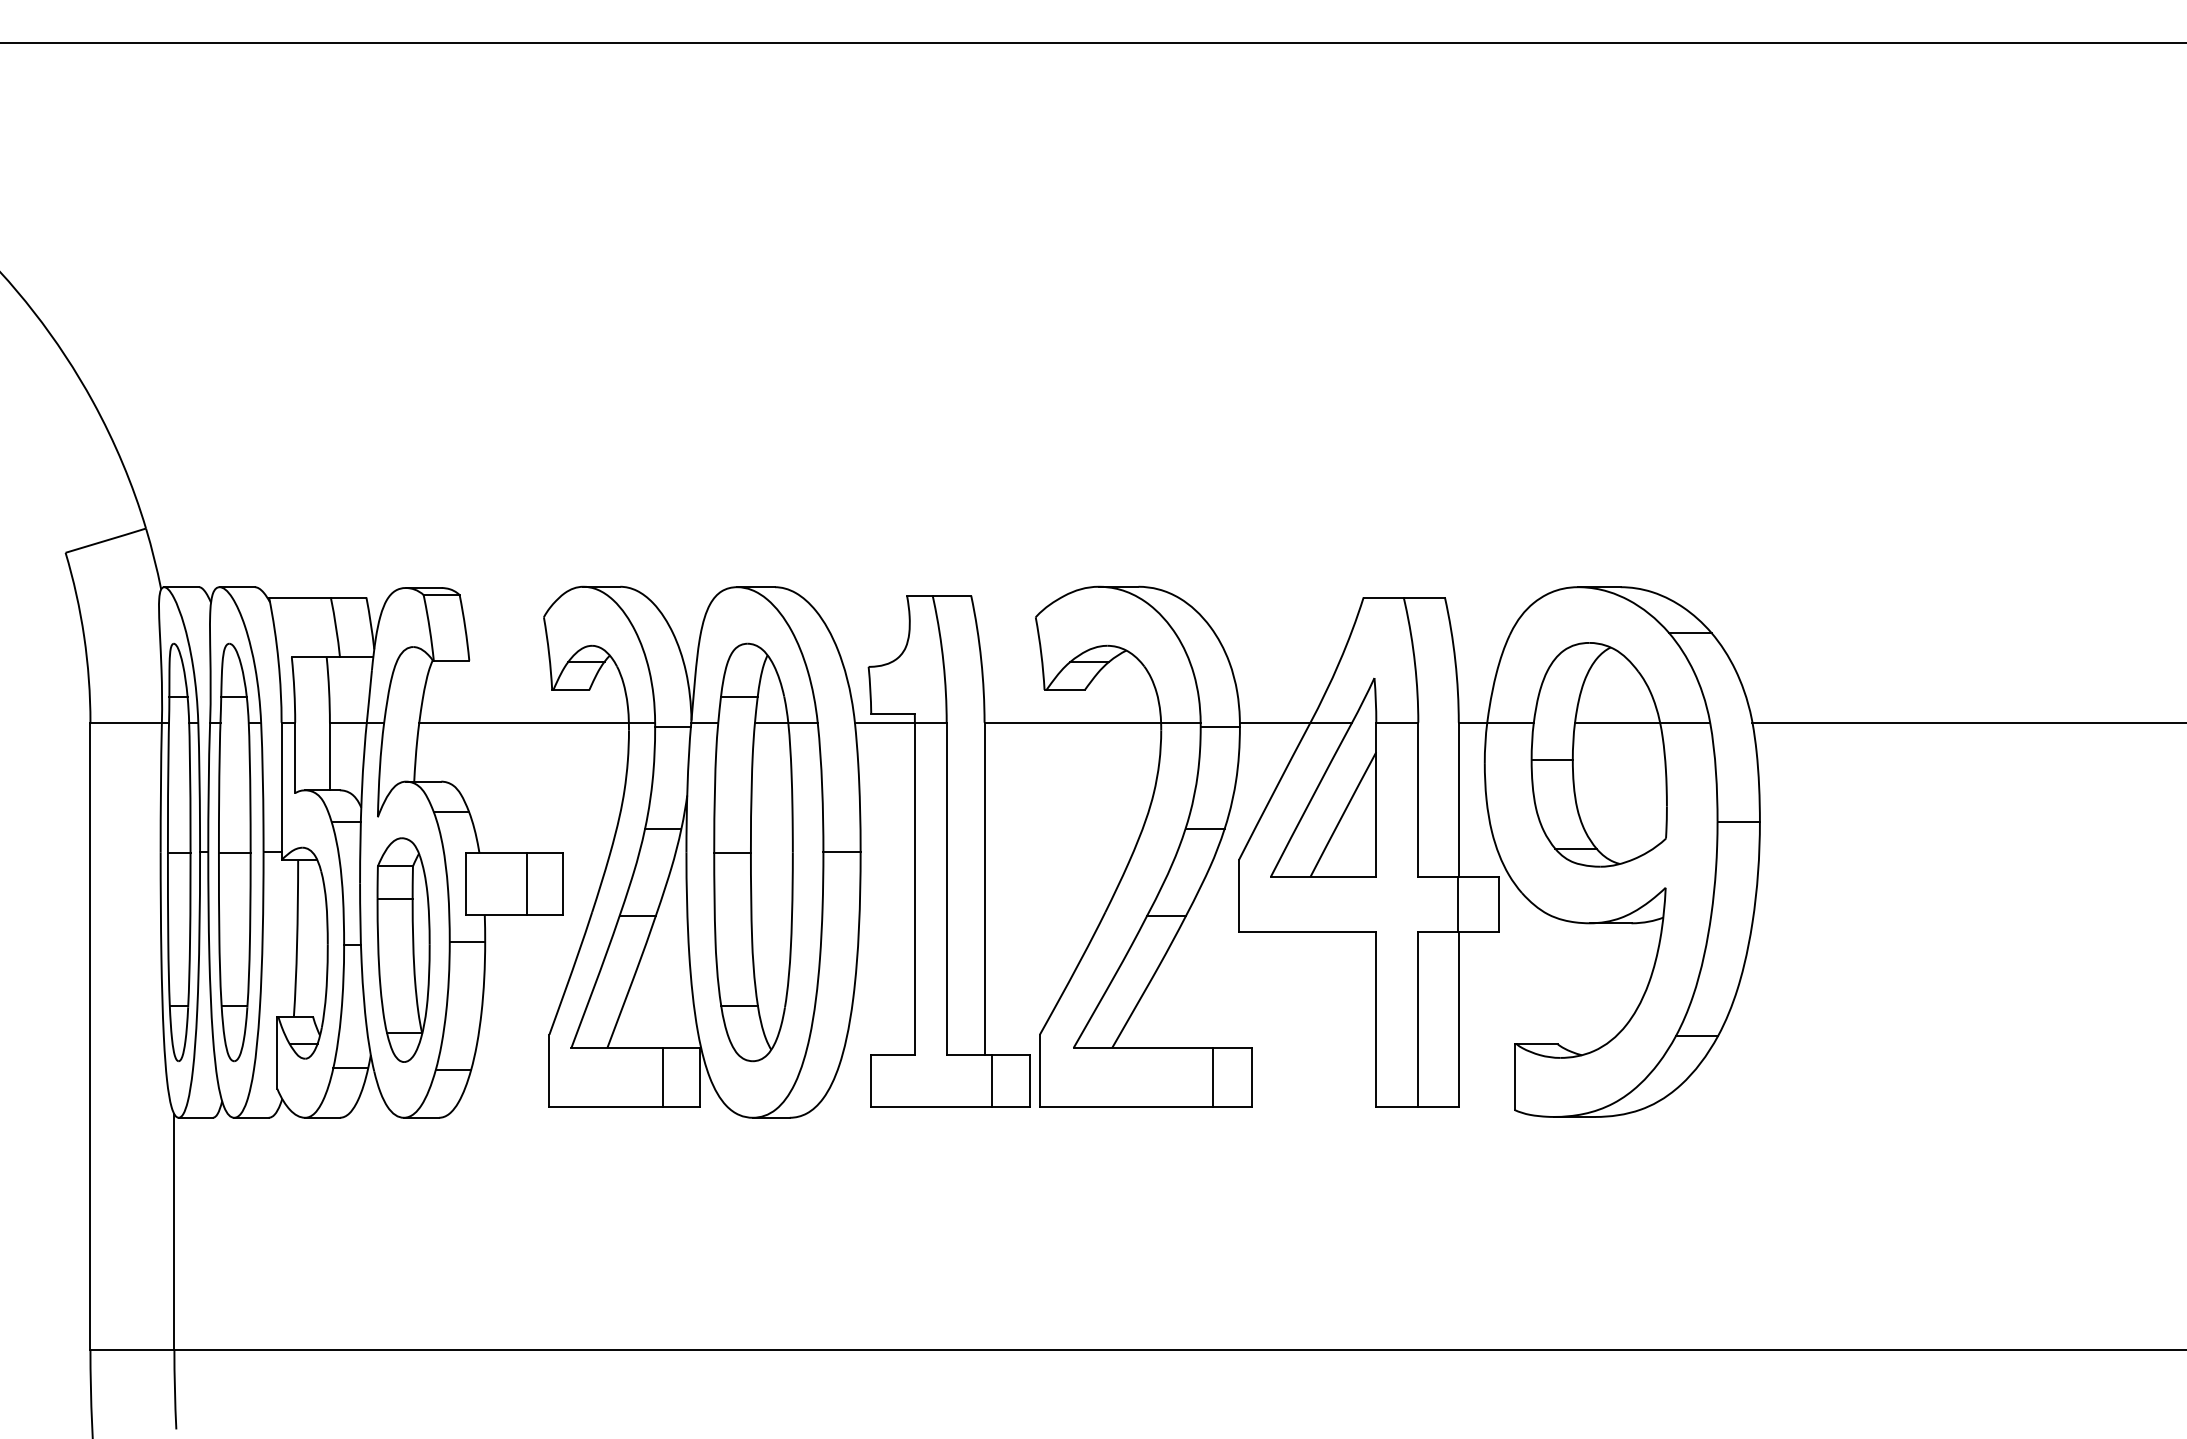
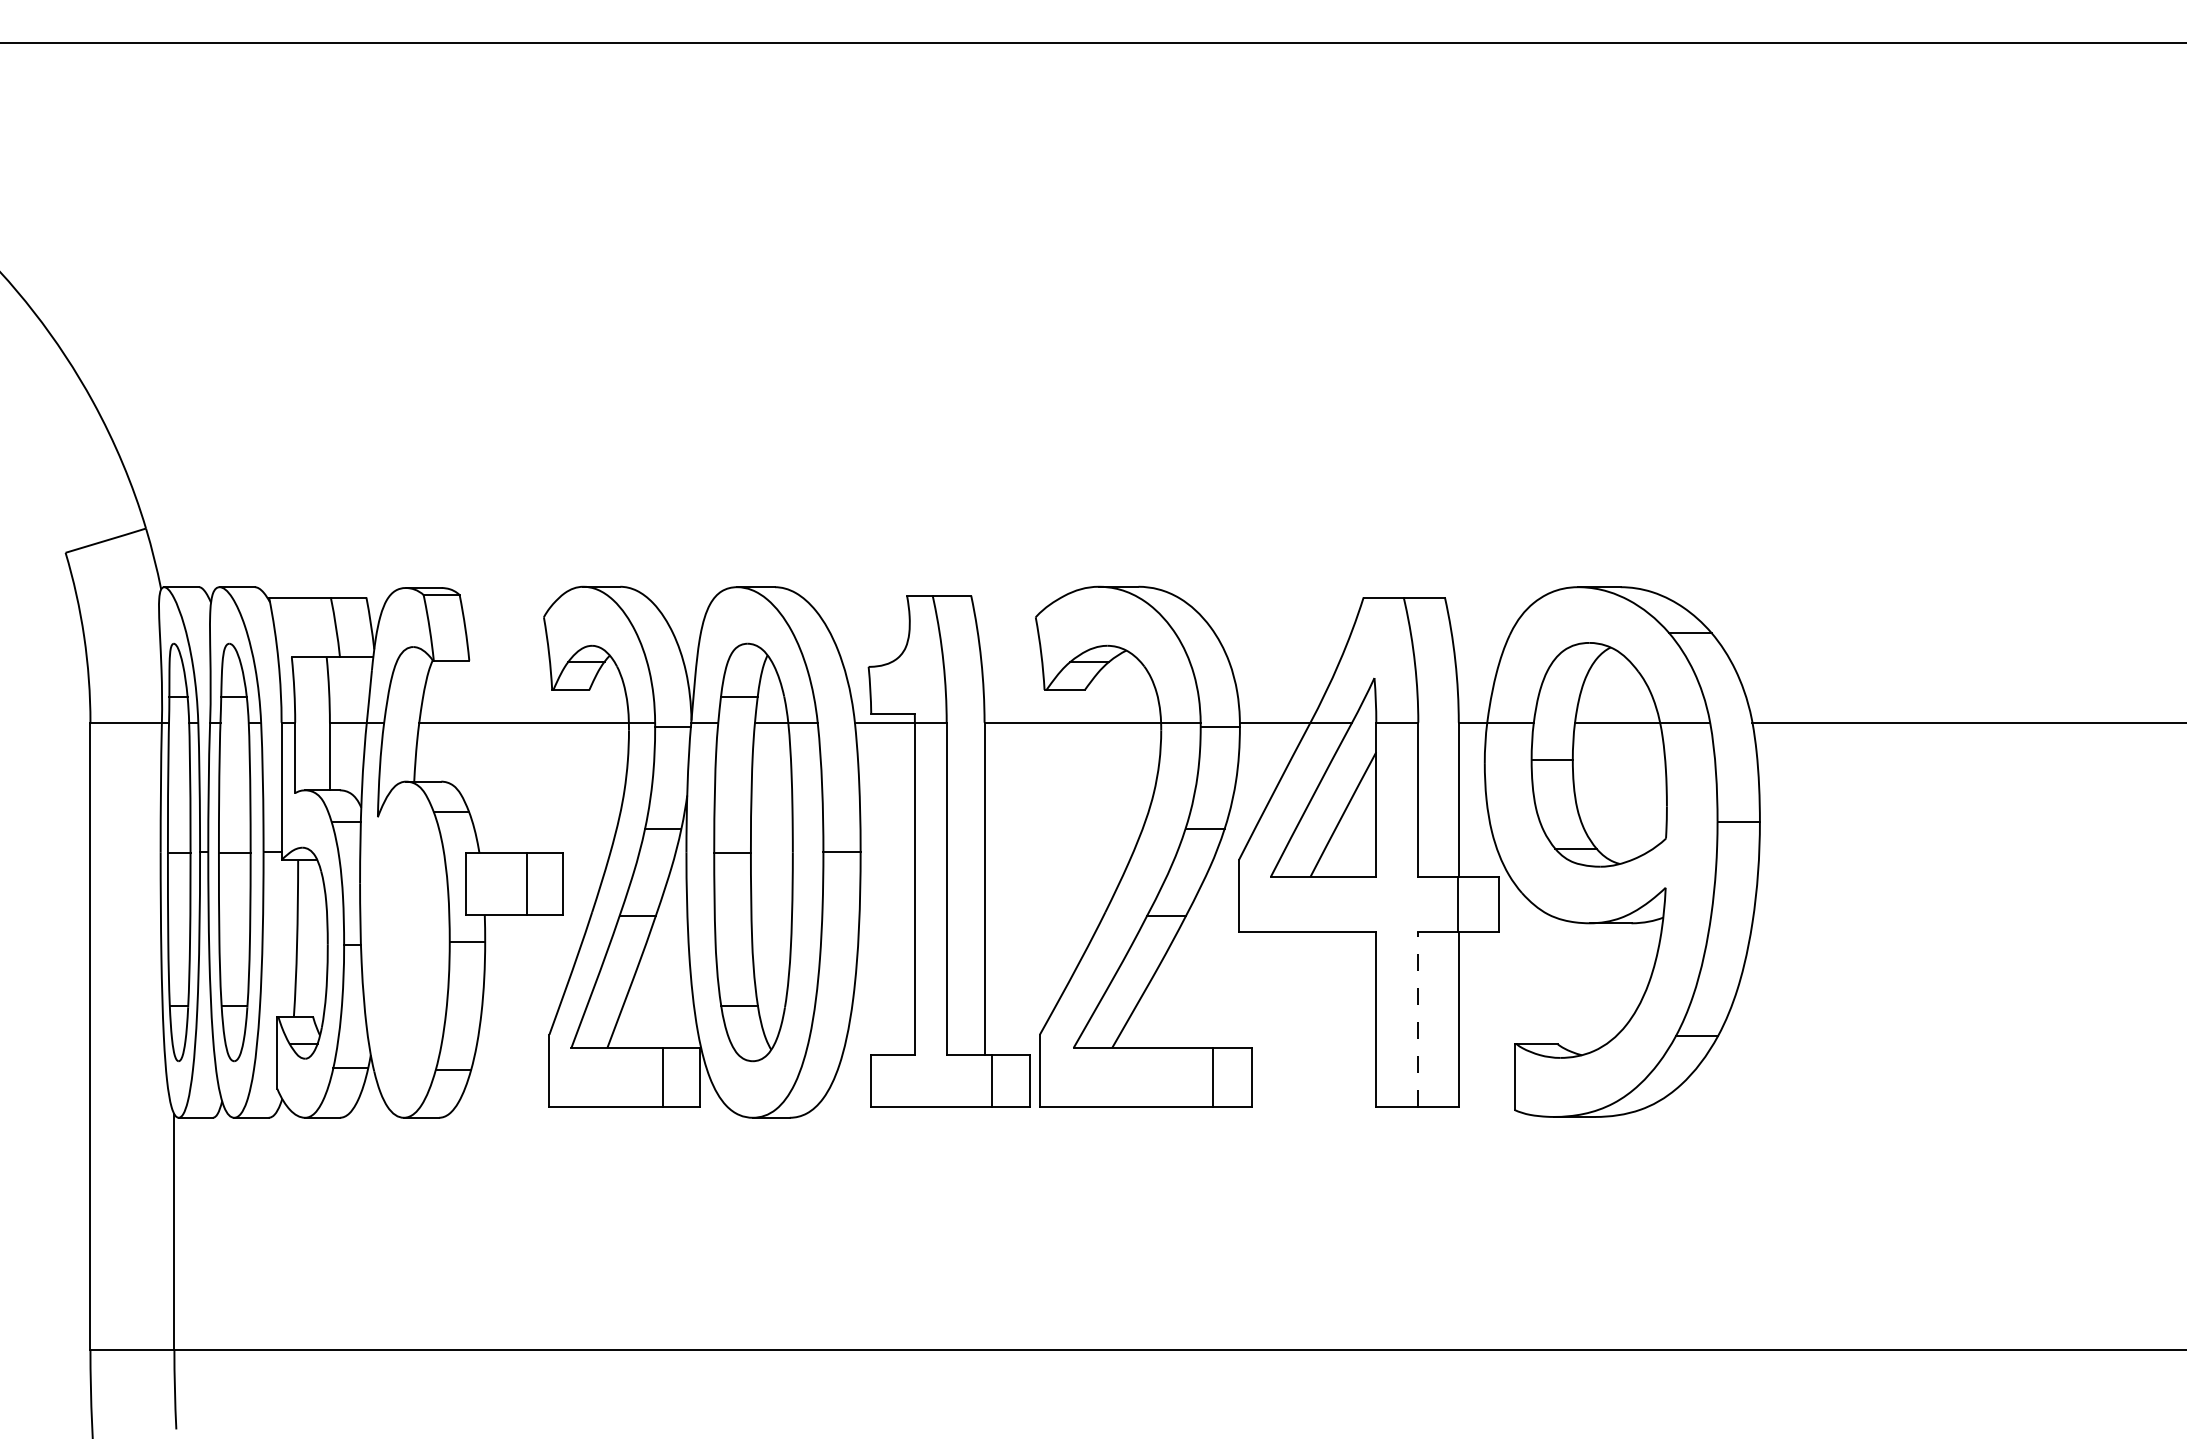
part: present -> none (403, 949)
line: solid -> dashed (1418, 1019)
